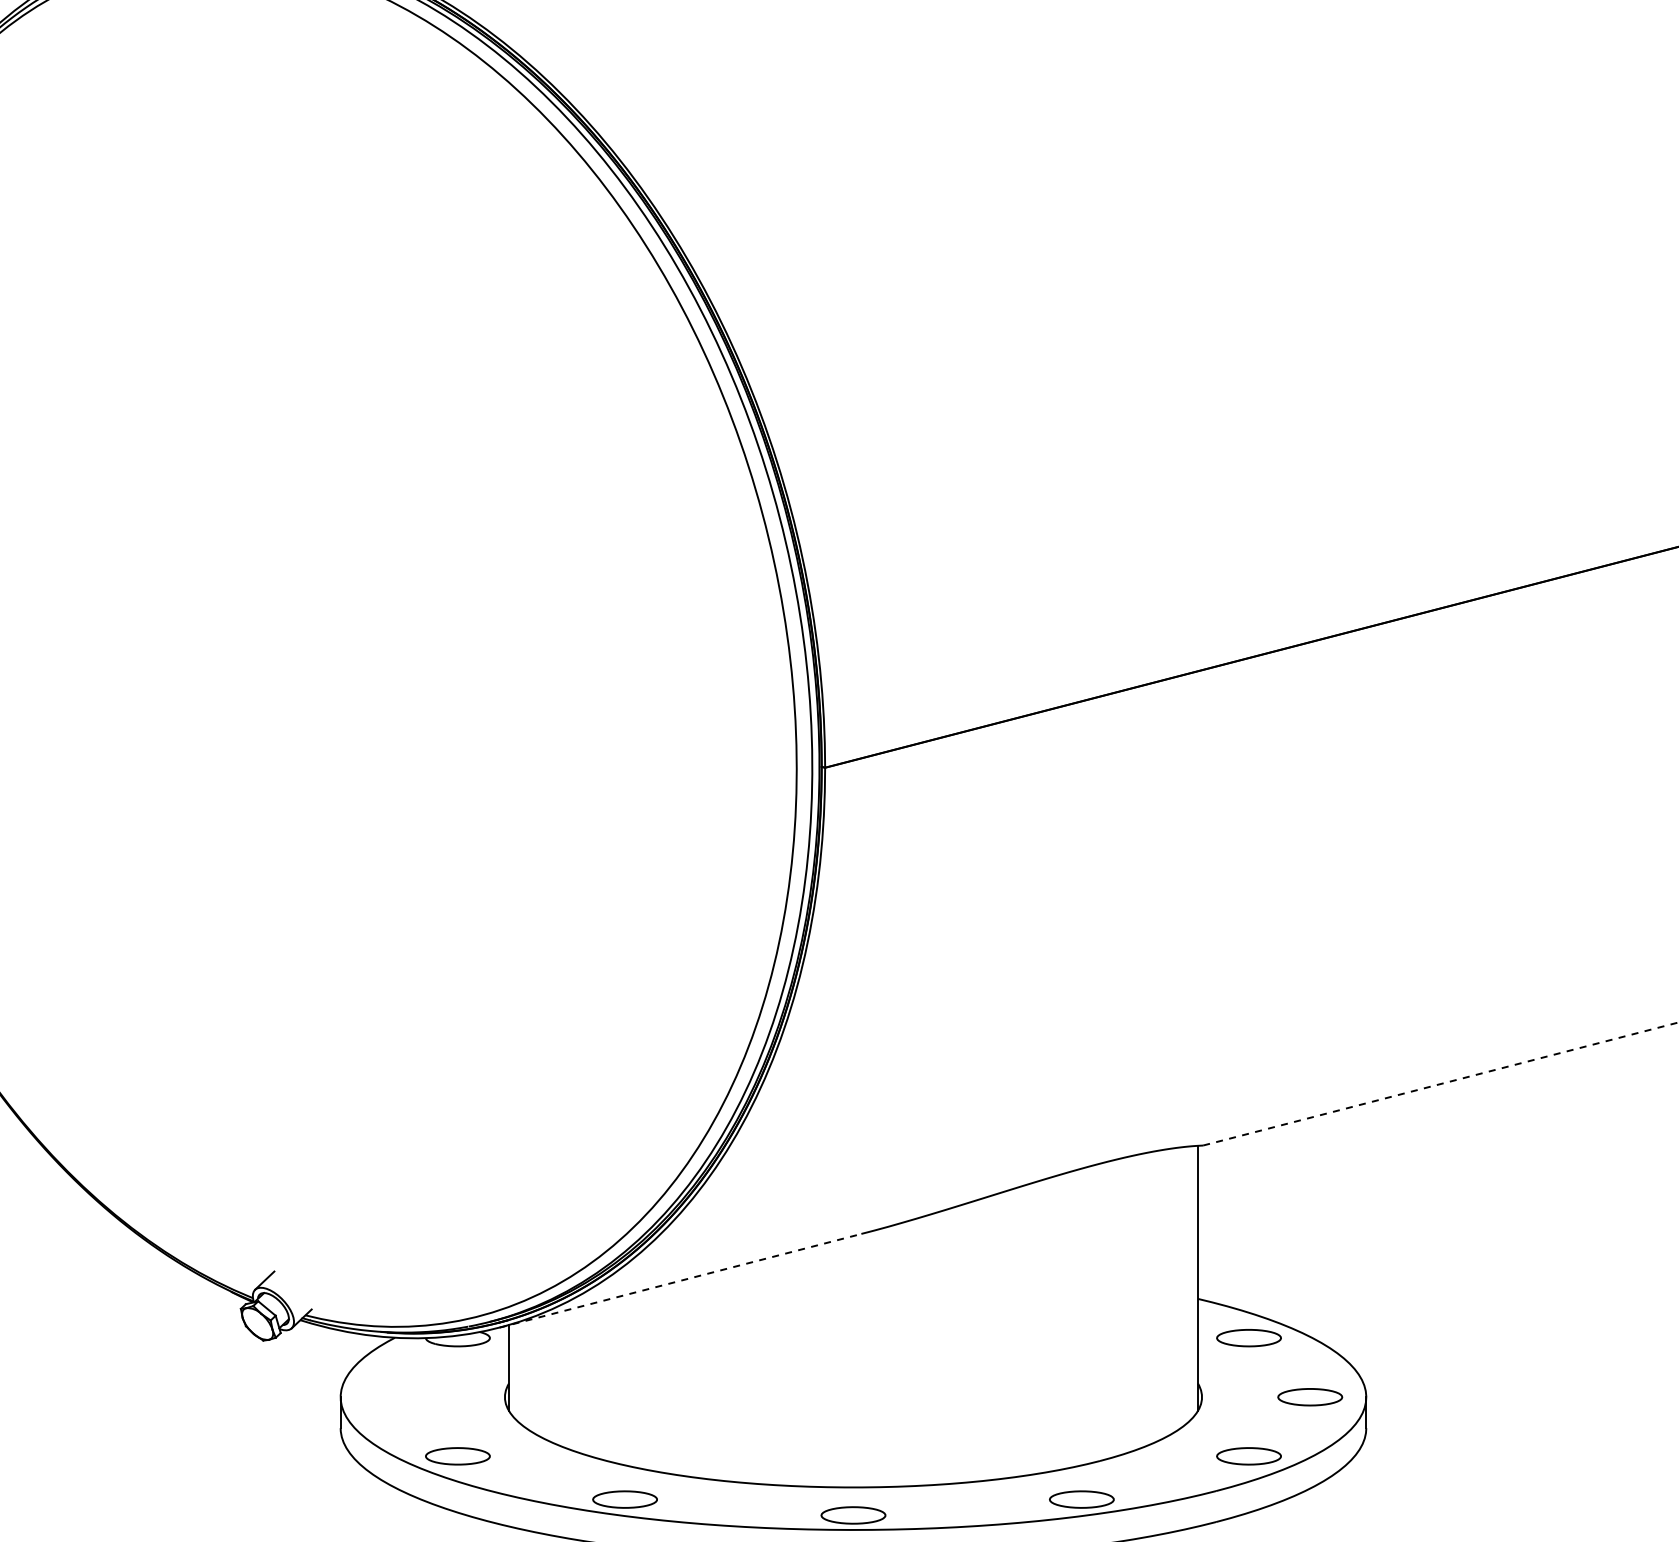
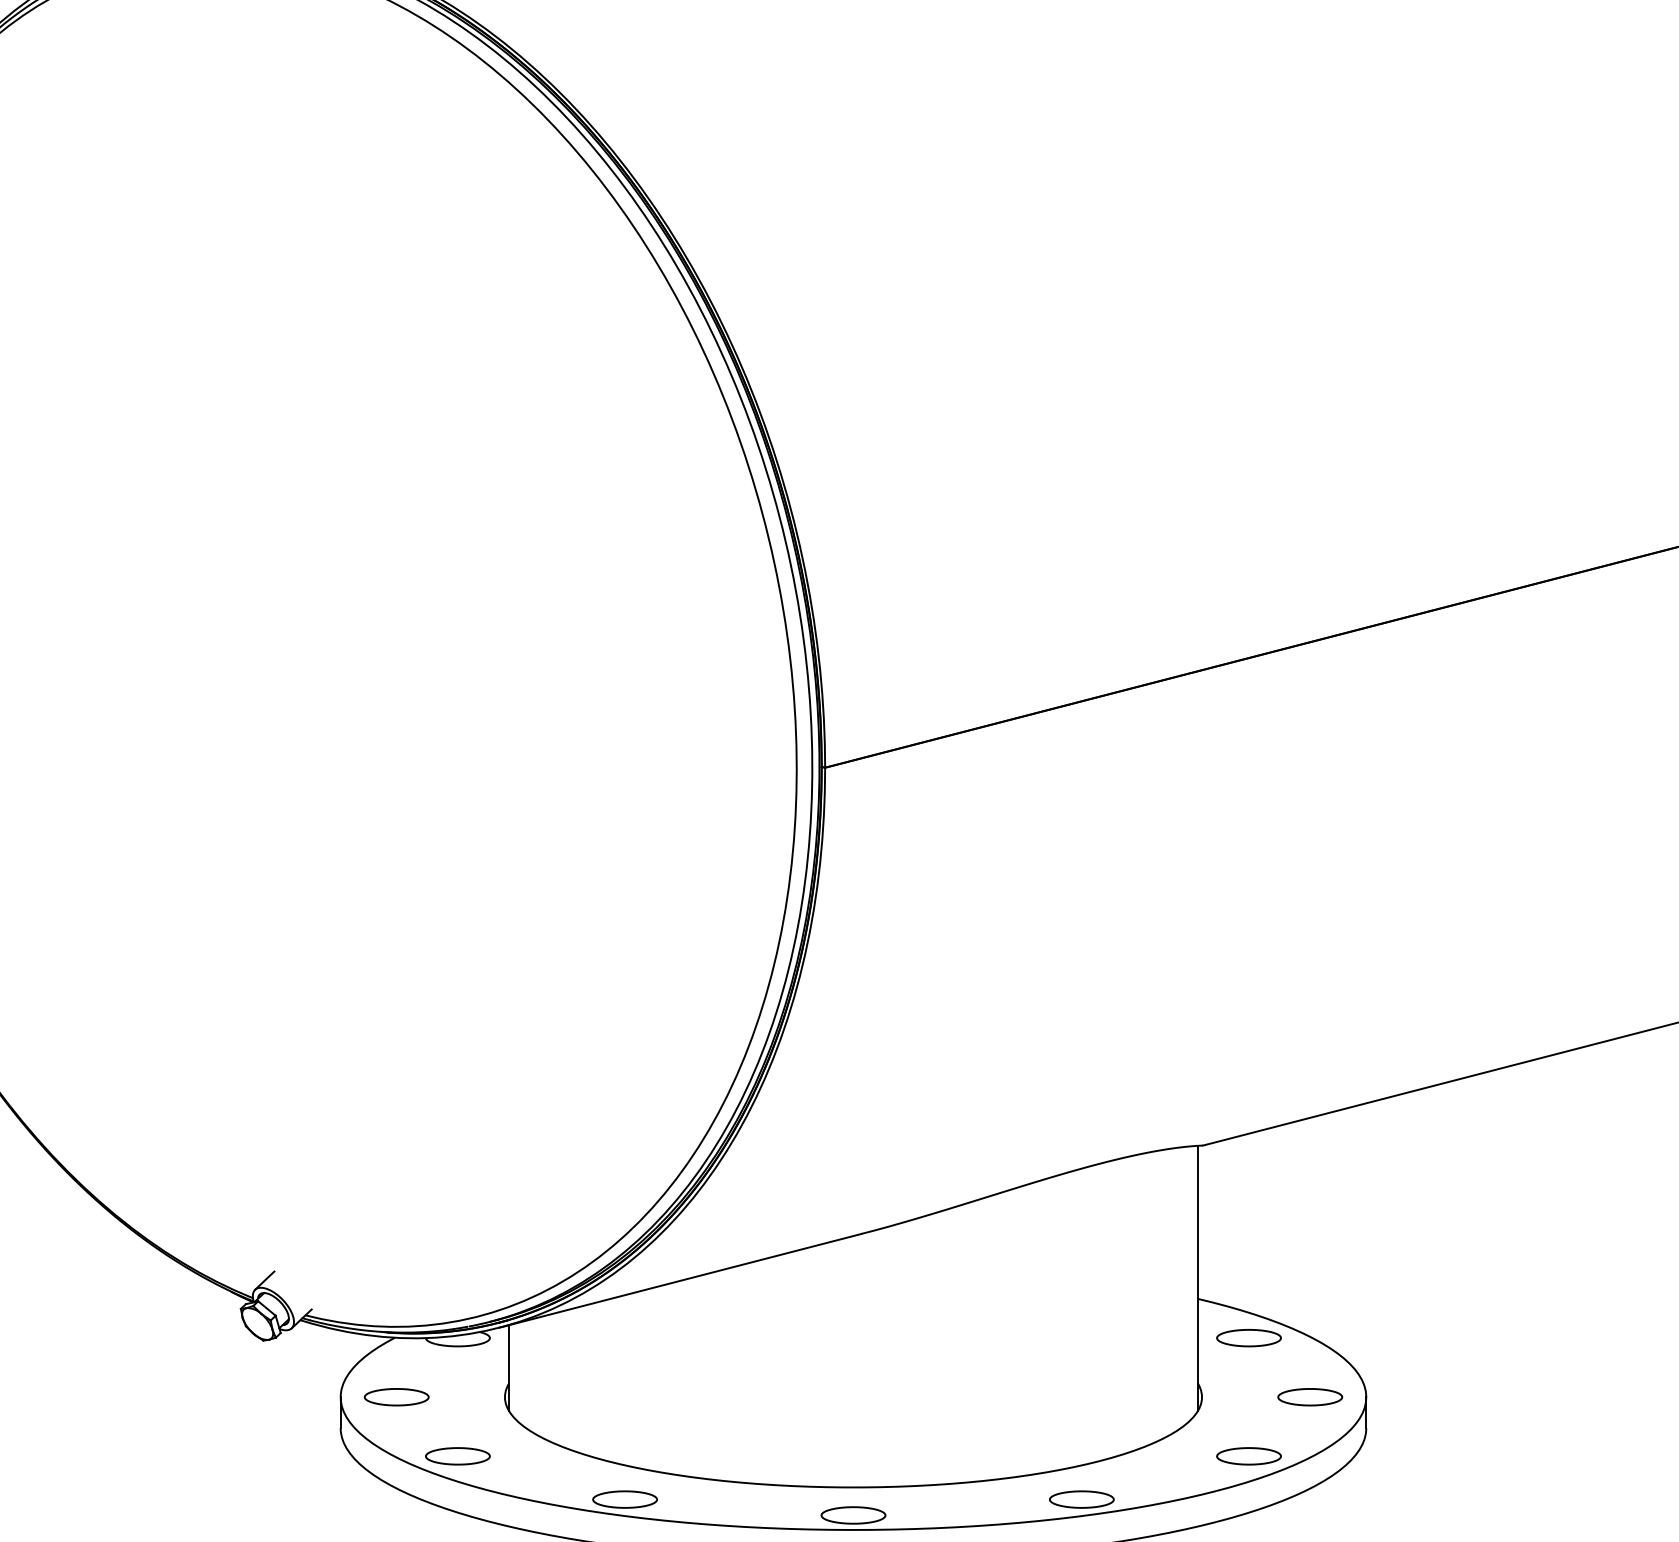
line: dashed -> solid (1441, 1083)
line: dashed -> solid (680, 1280)
part: none -> present (396, 1397)
